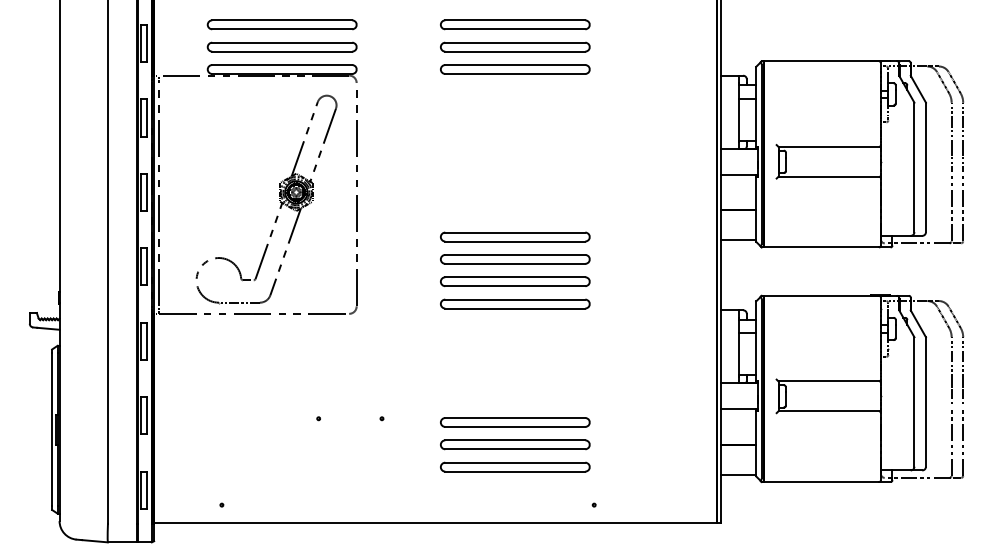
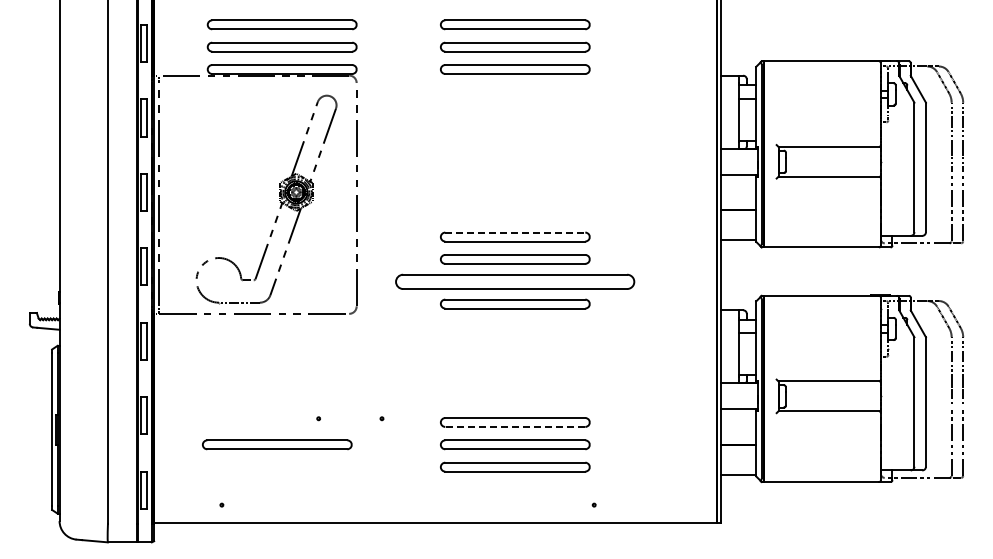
line: solid -> dashed (515, 232)
part size: 151x11 px -> 241x17 px (515, 281)
line: solid -> dashed (515, 426)
part: none -> present (277, 444)
